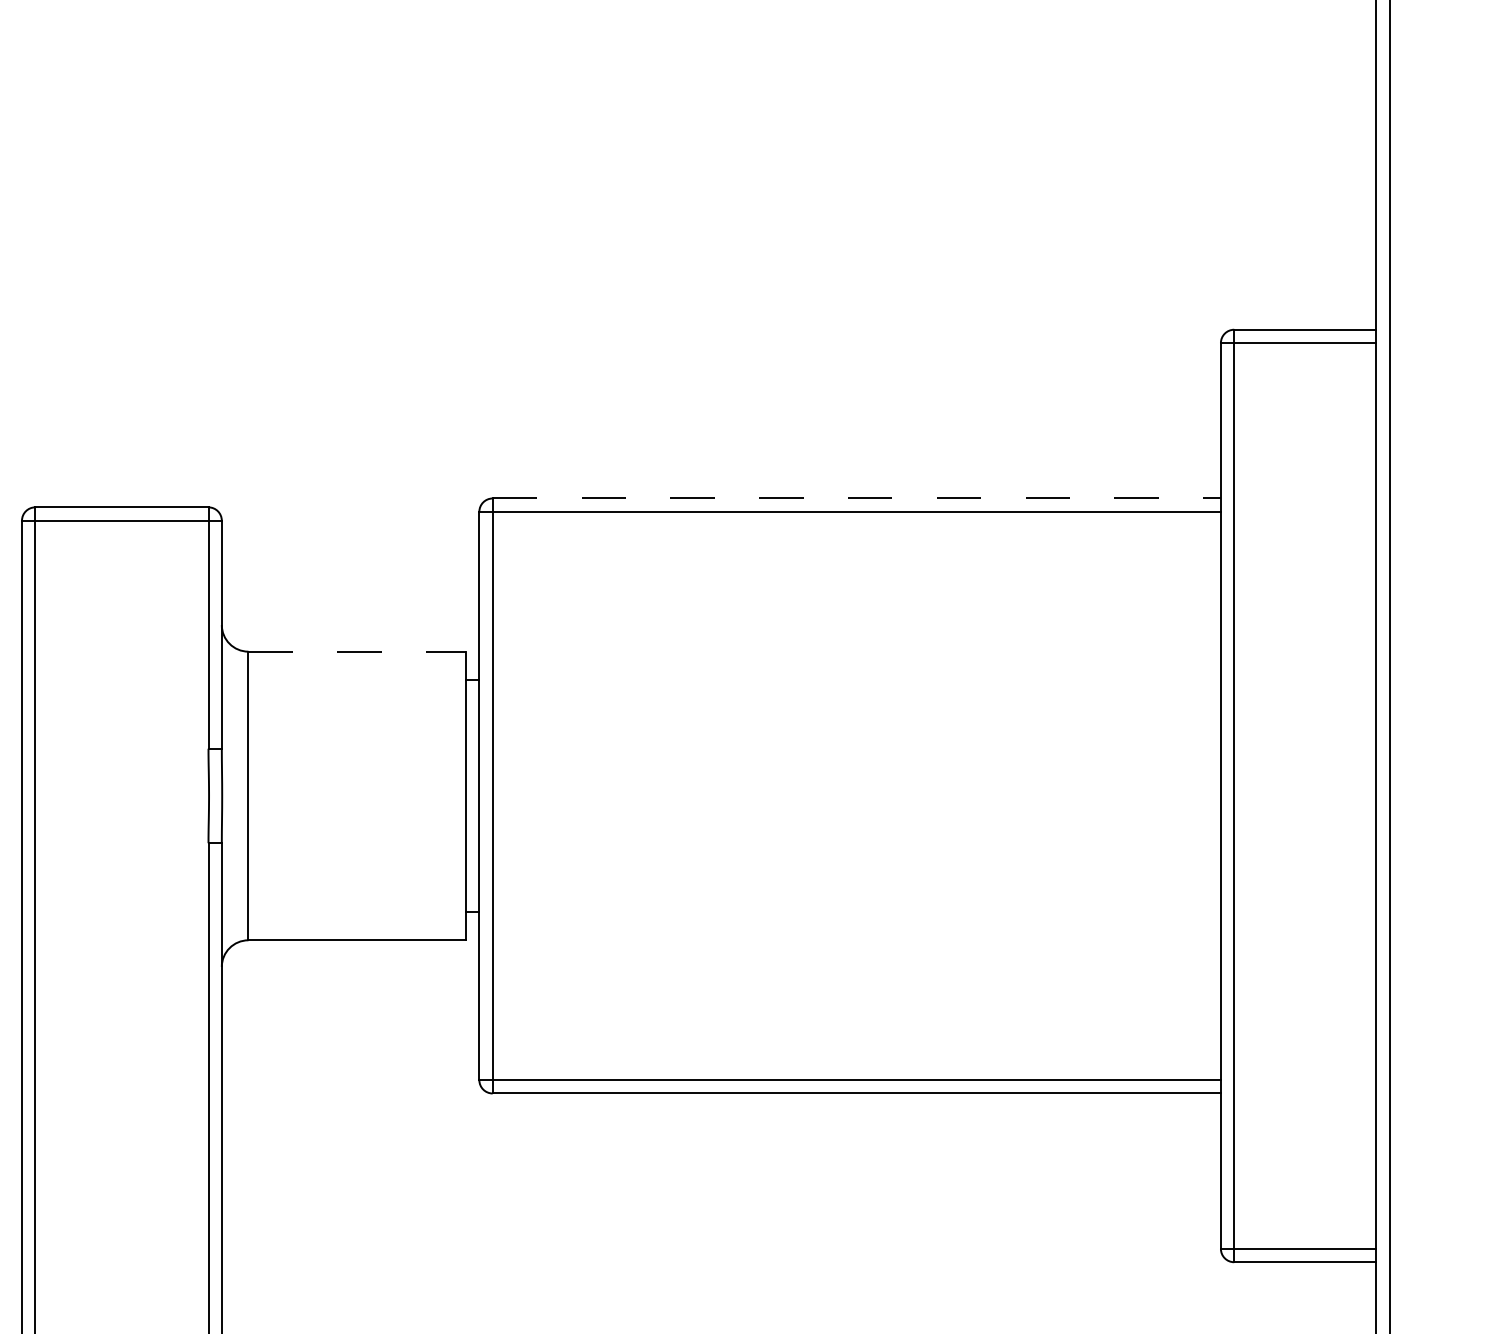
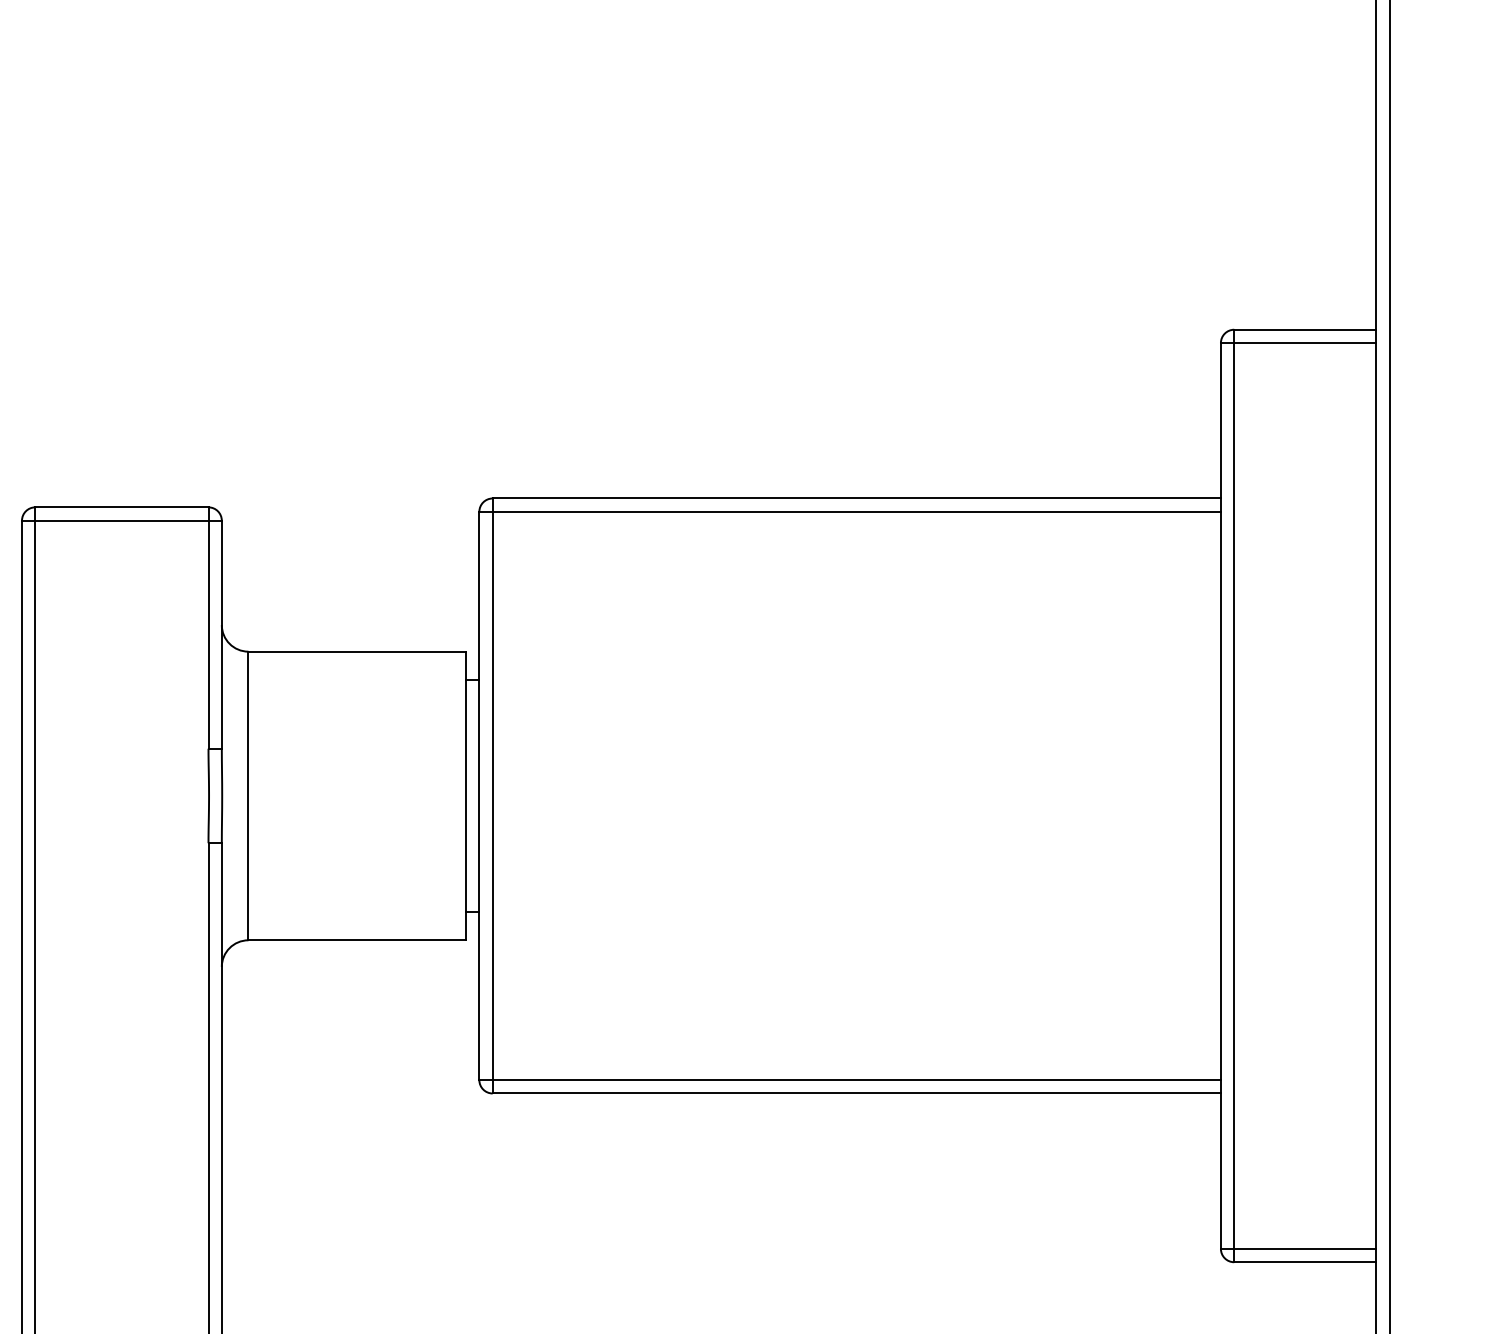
line: dashed -> solid (857, 498)
line: dashed -> solid (357, 651)
